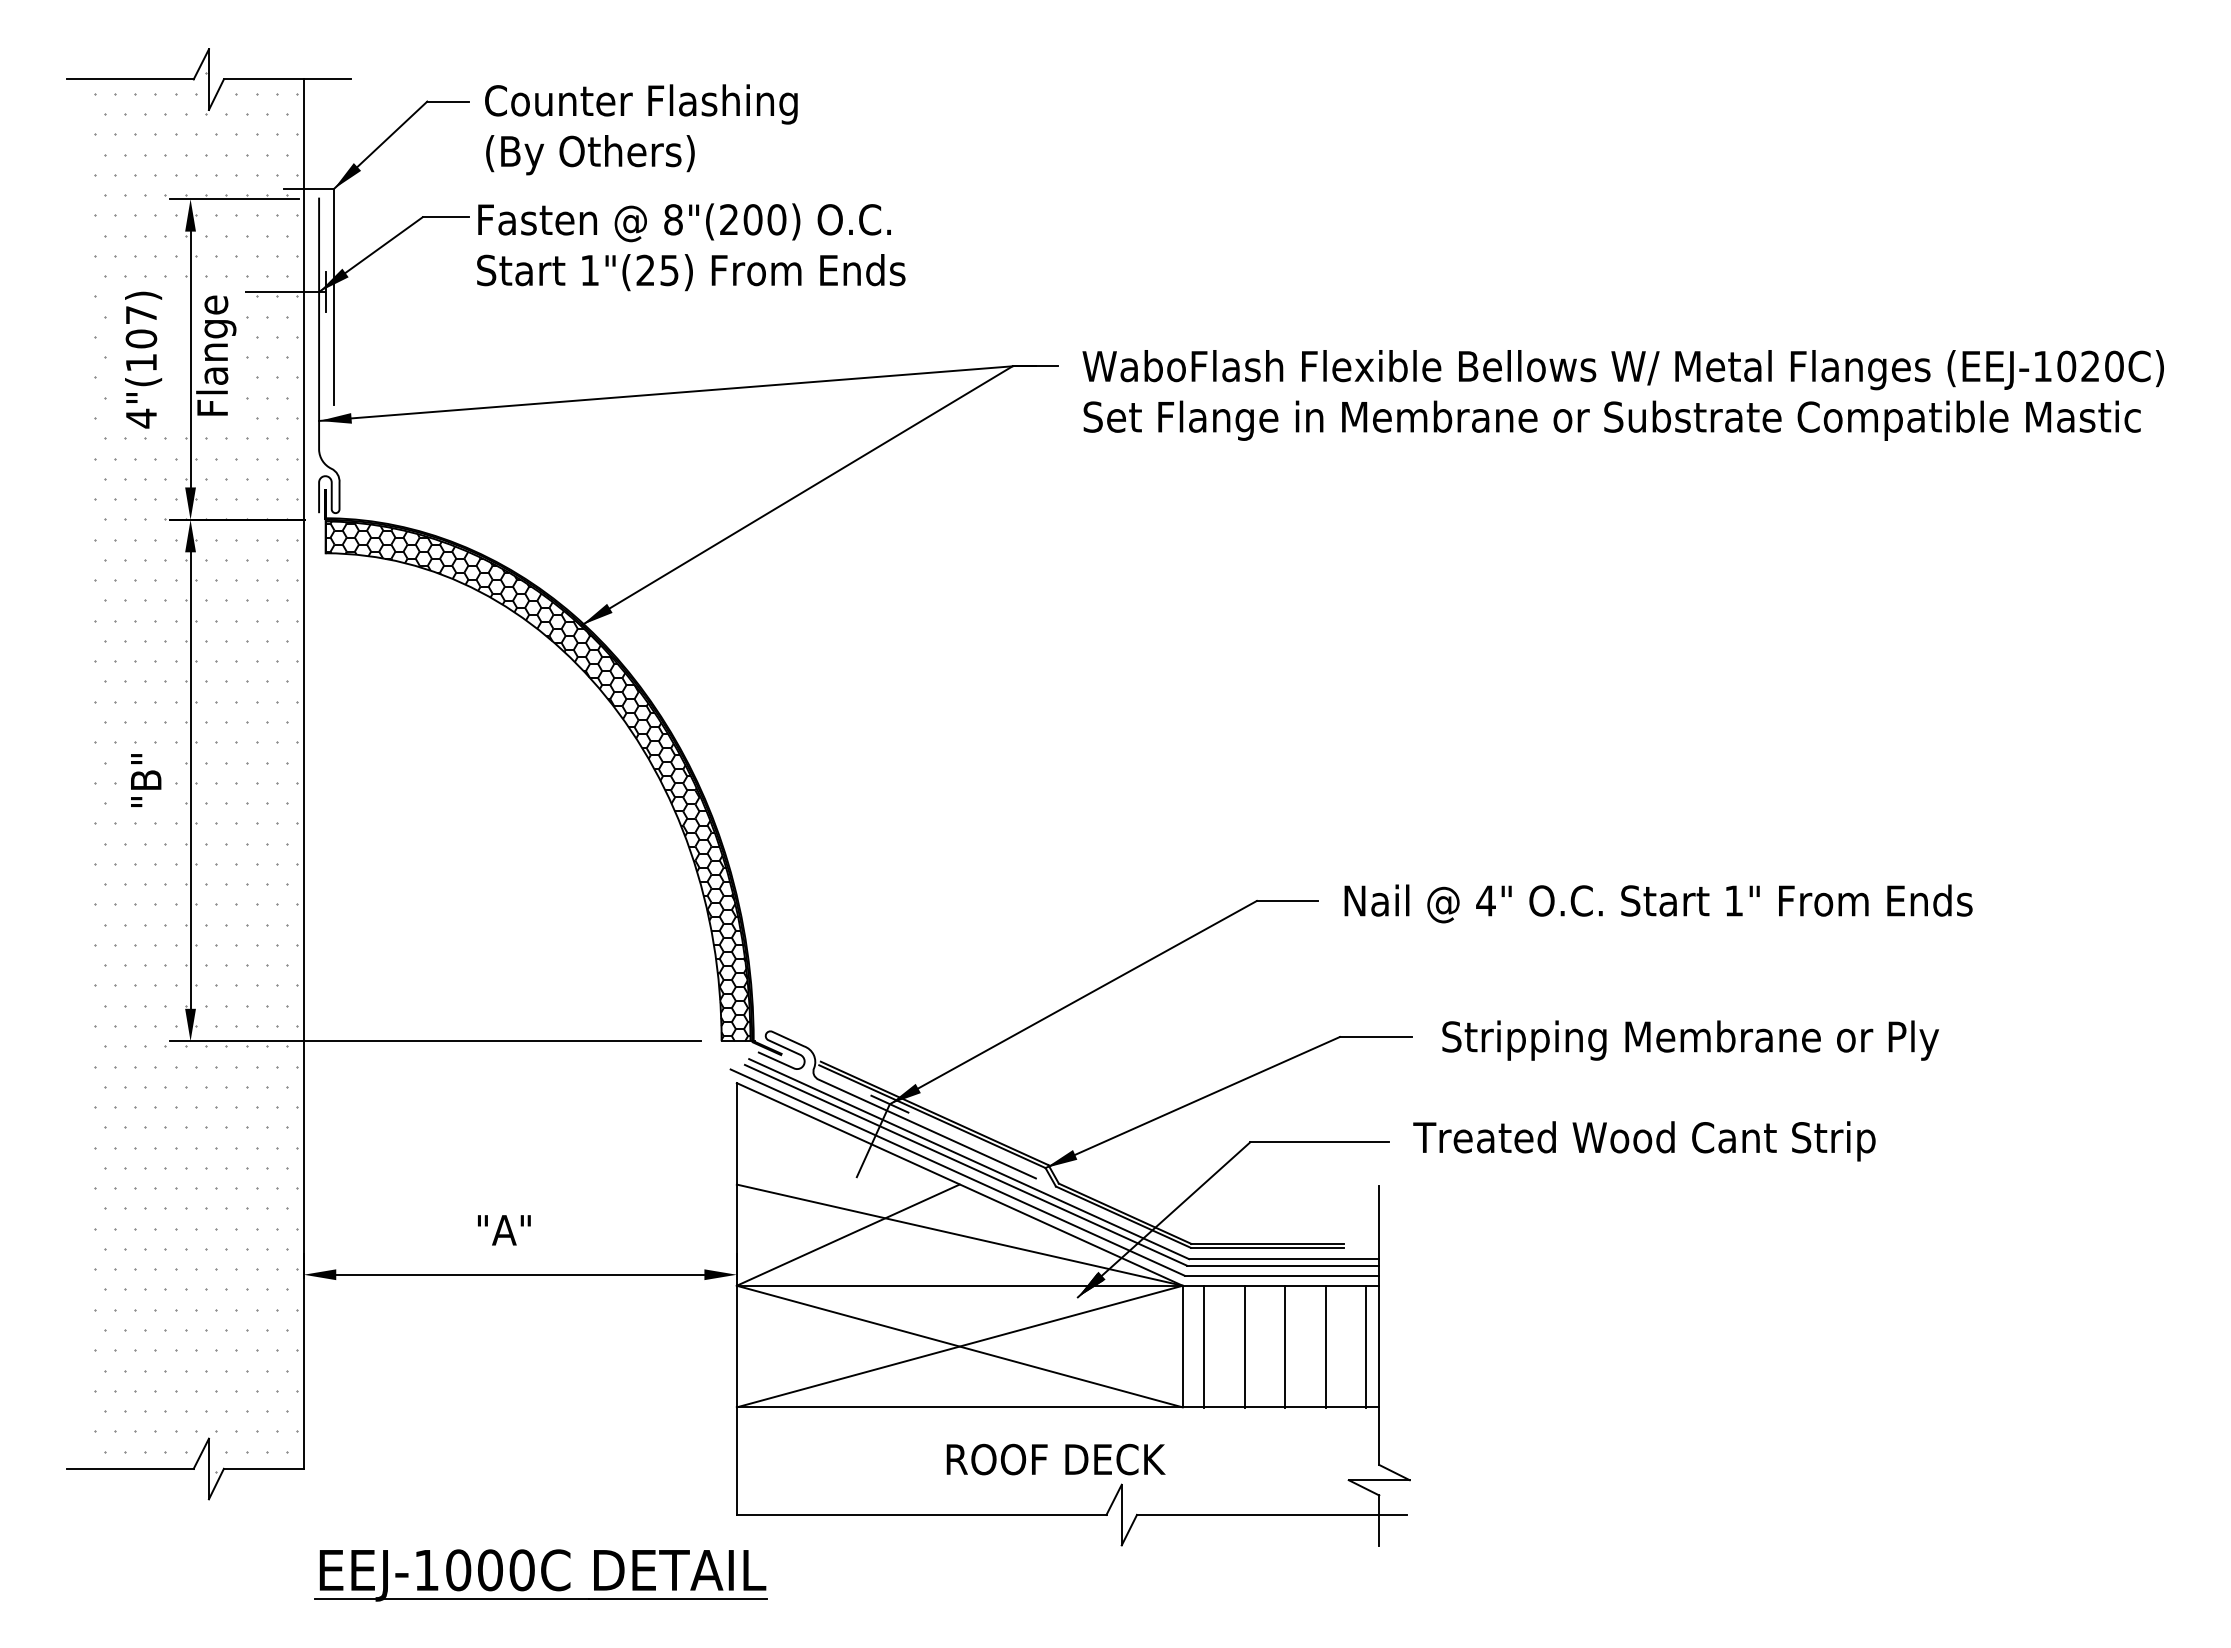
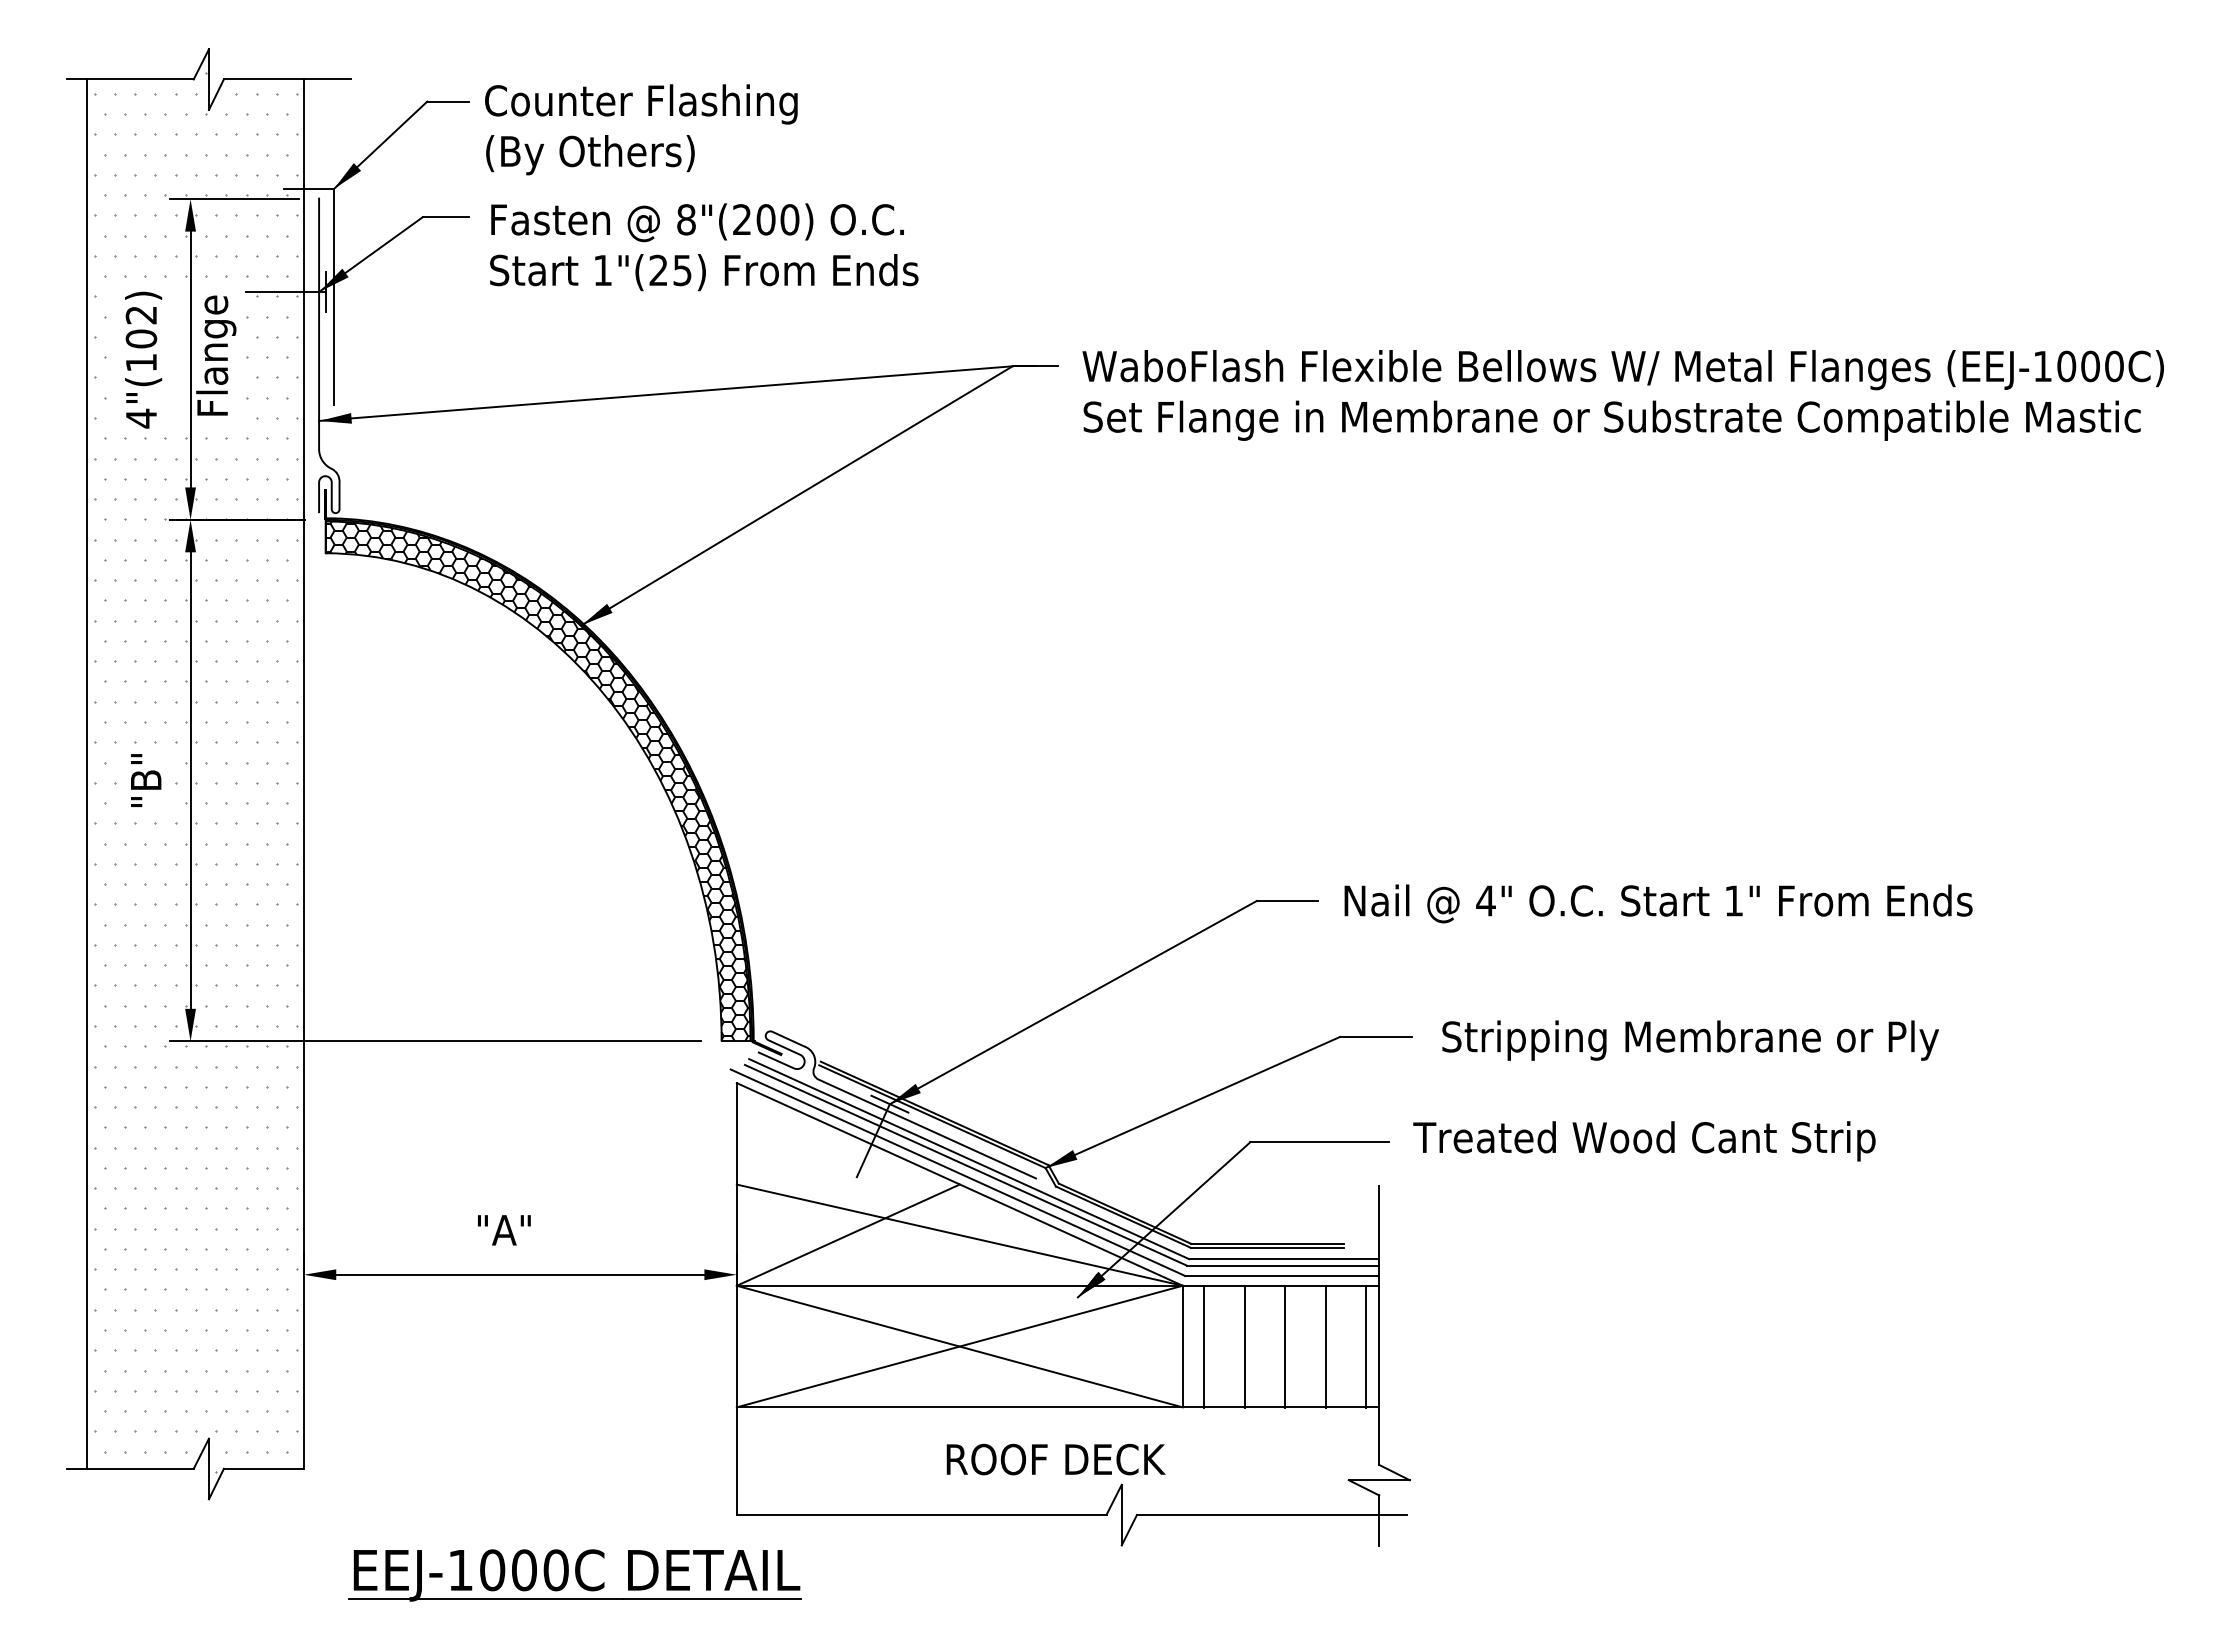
text position: (691, 247) -> (704, 247) (704, 247)
text: 4"(107) -> 4"(102) (140, 315)
text: (EEJ-1020C) -> (EEJ-1000C) (2090, 366)
line: none -> present (86, 773)
part position: (540, 1575) -> (574, 1575) (574, 1575)
